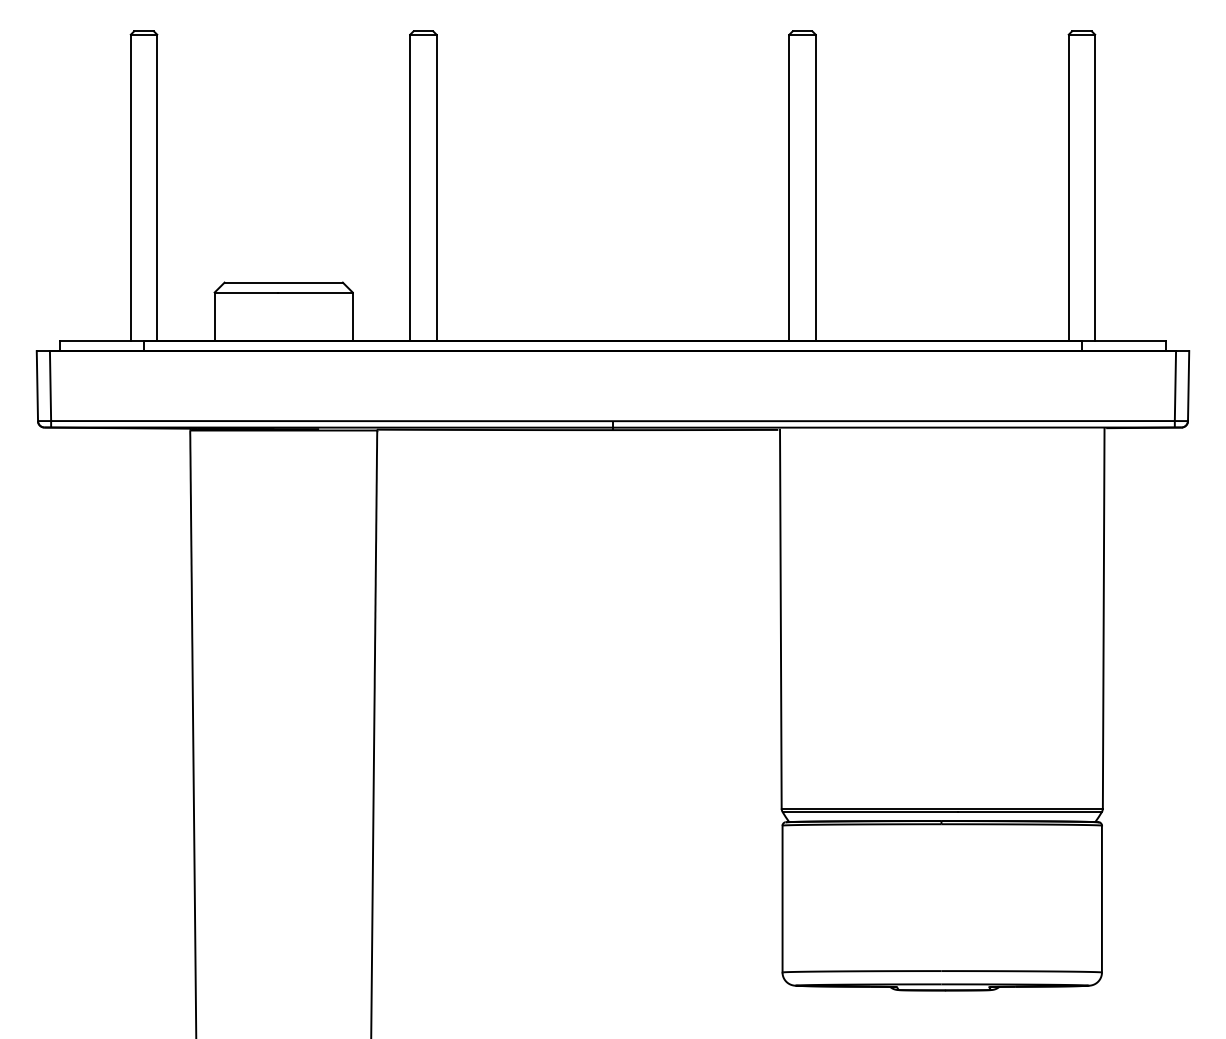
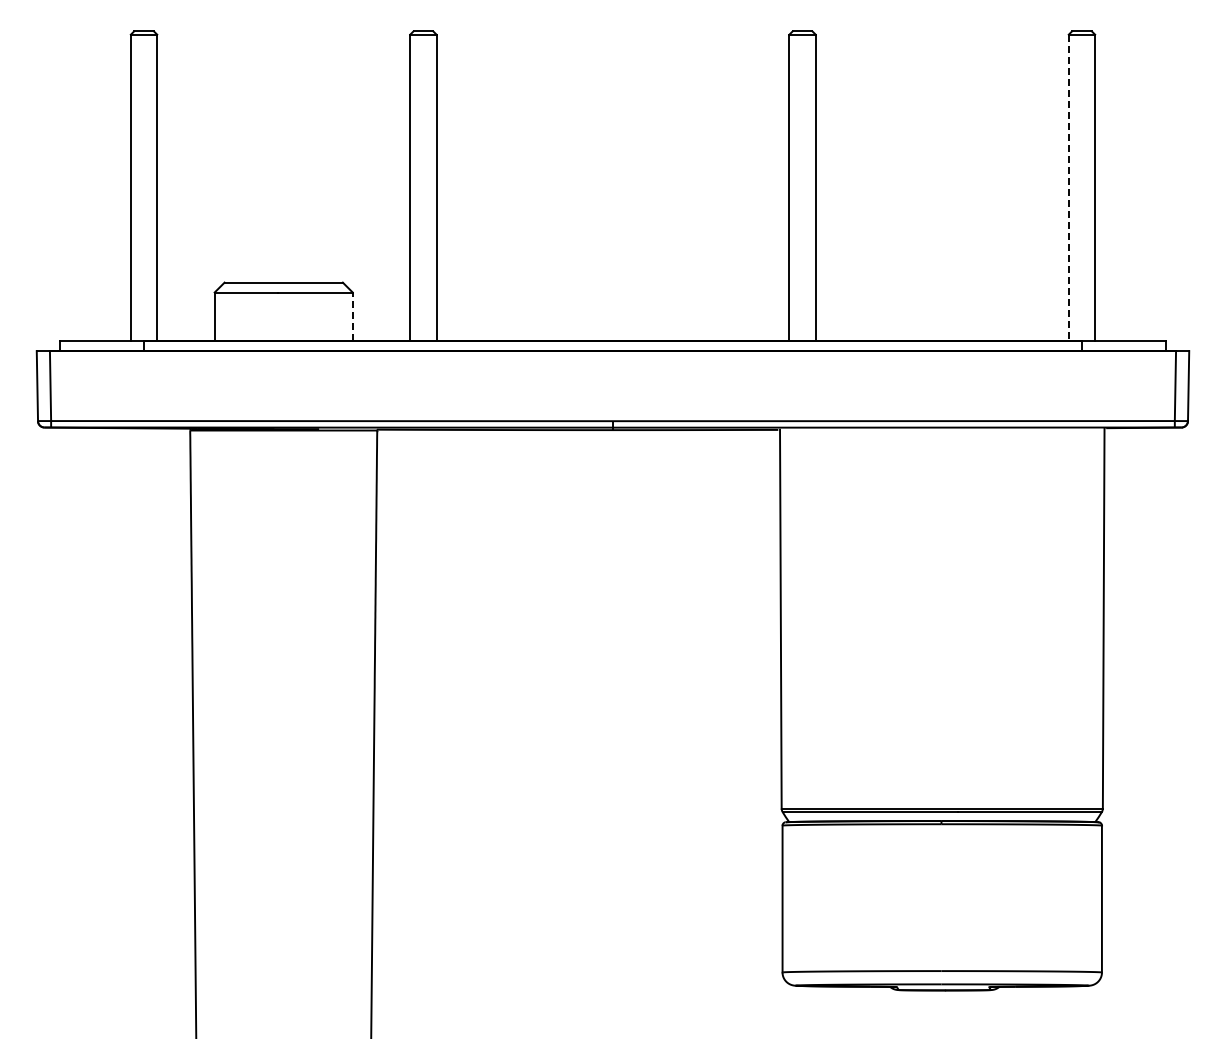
line: solid -> dashed (1068, 188)
line: solid -> dashed (352, 316)
